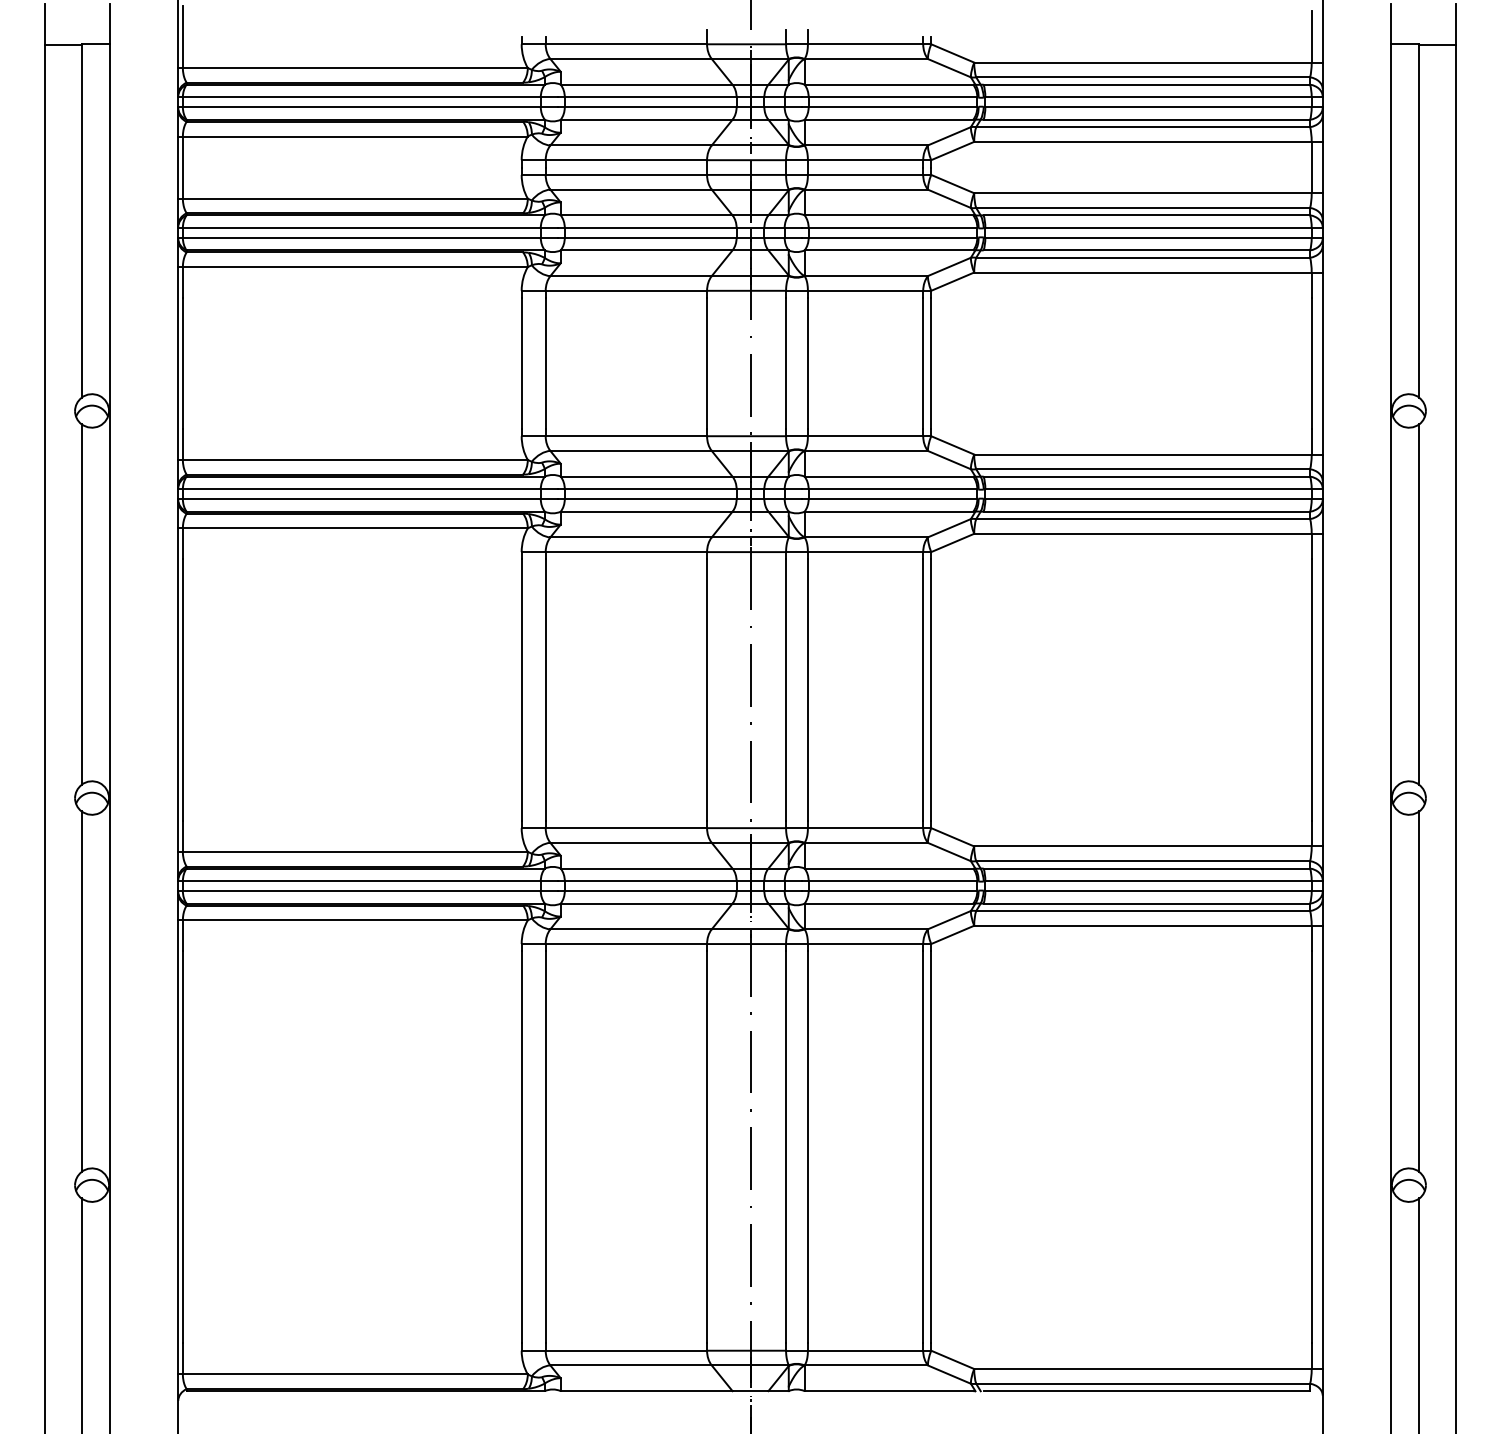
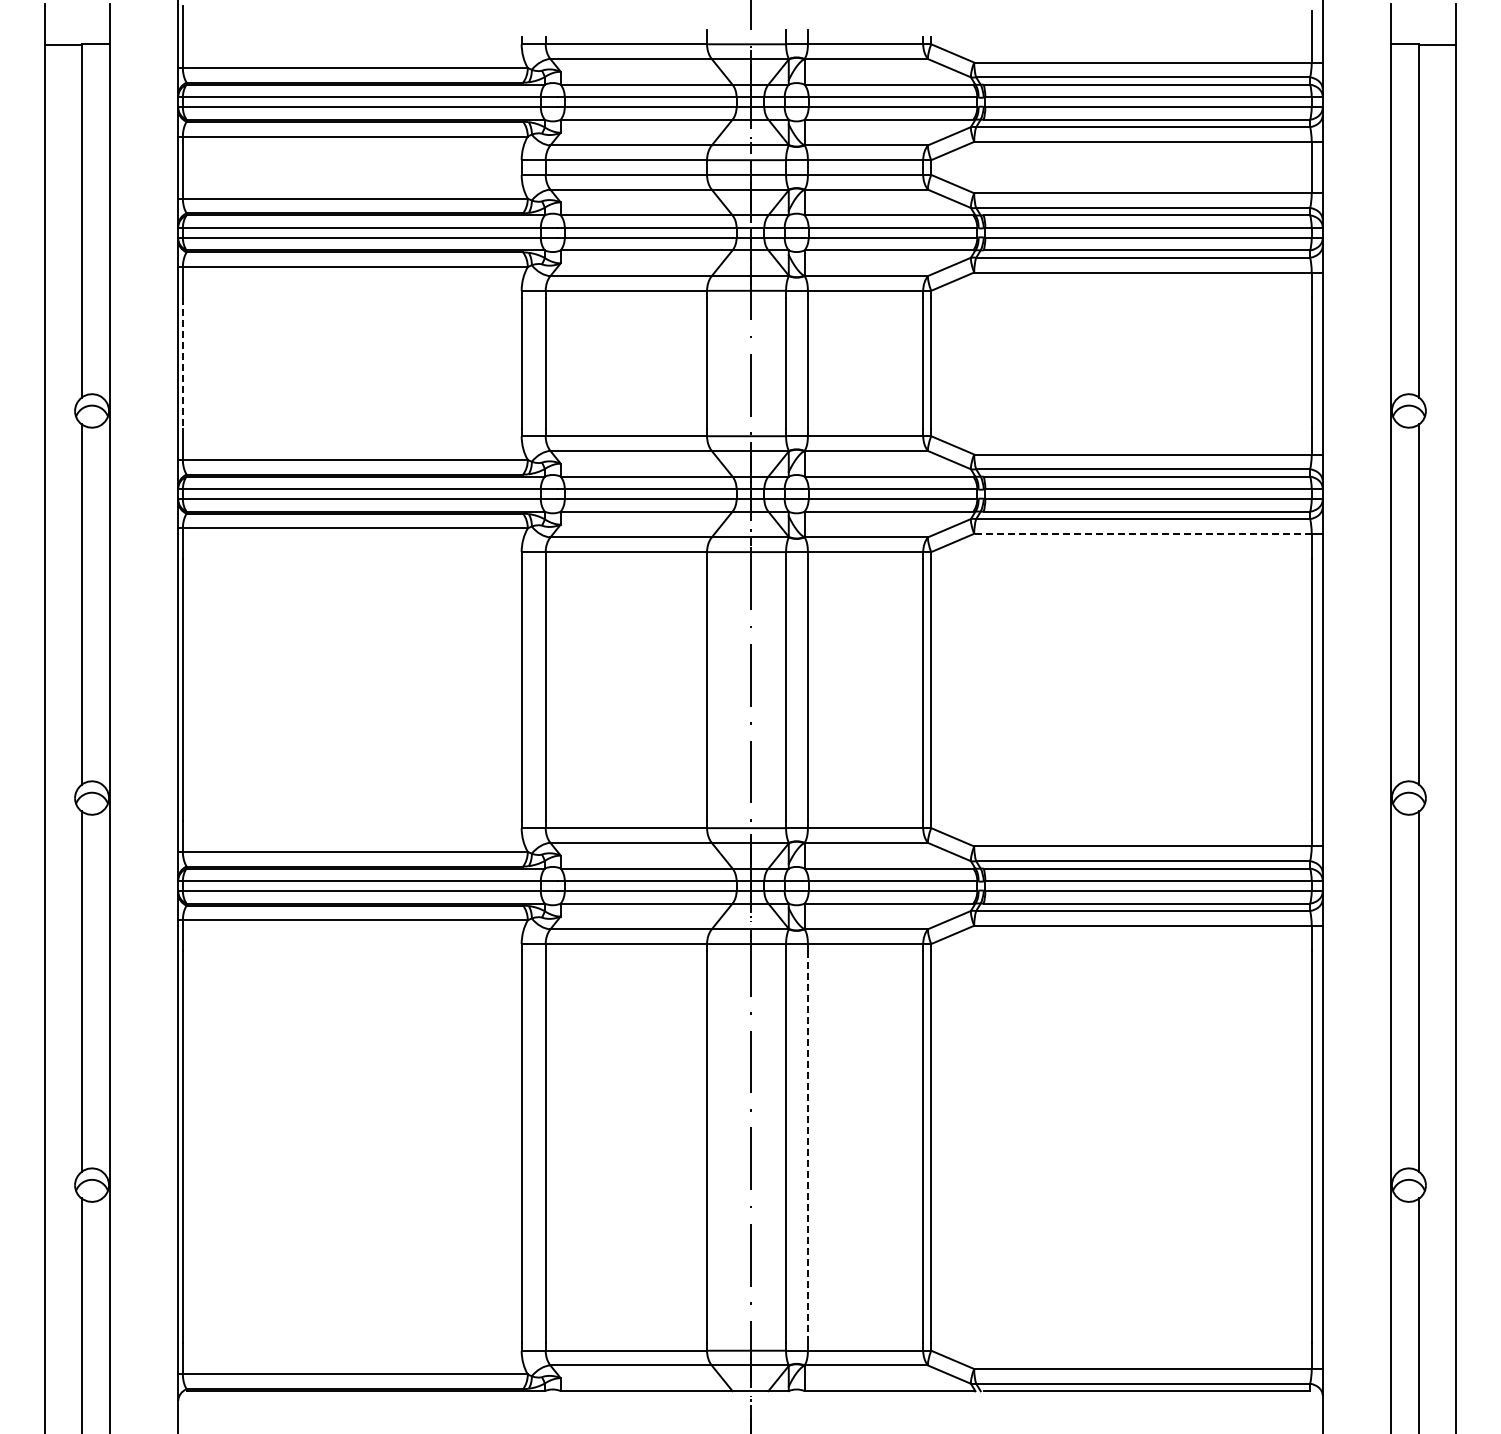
line: solid -> dashed (182, 364)
line: solid -> dashed (1142, 533)
line: solid -> dashed (807, 1147)
